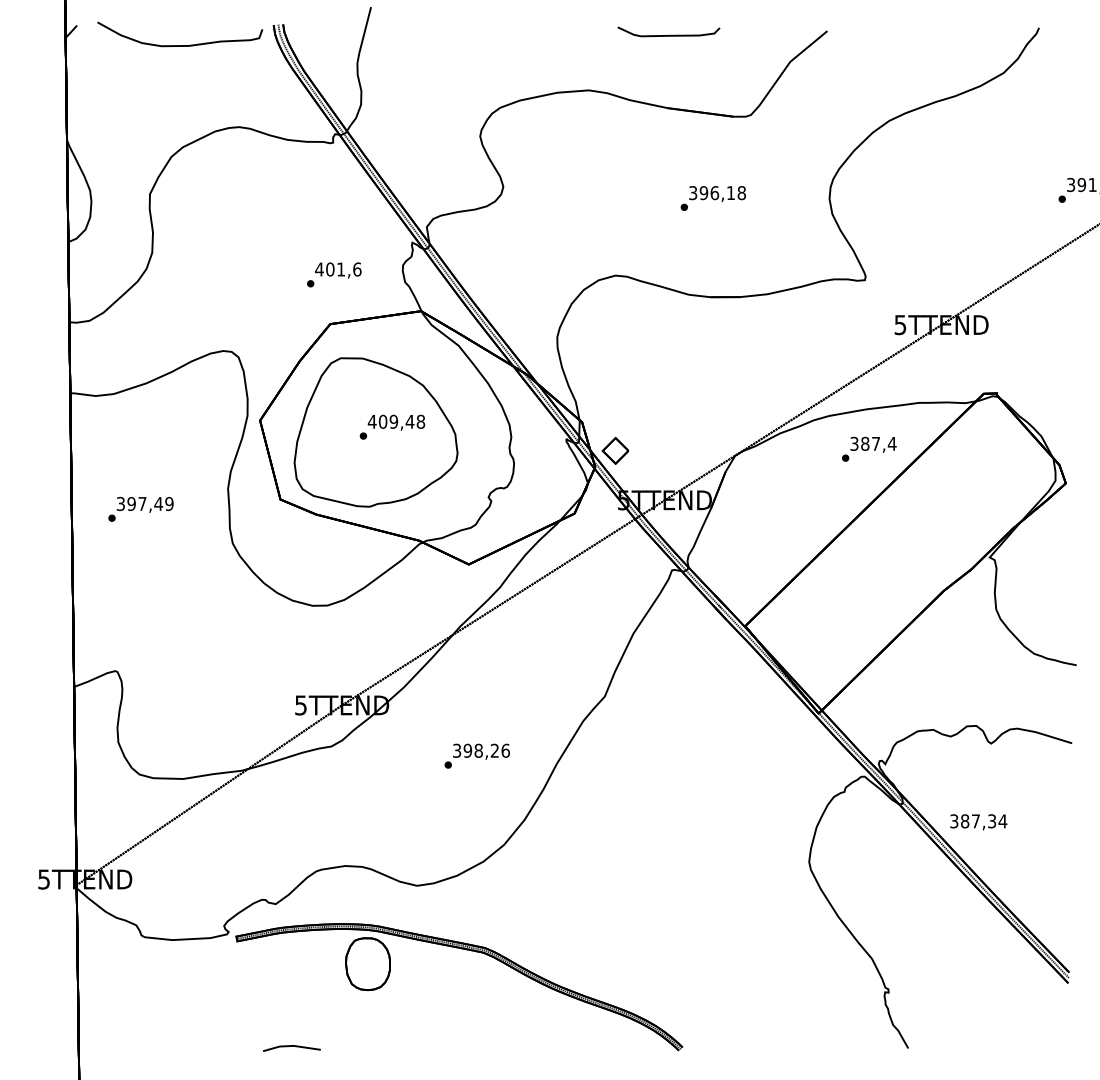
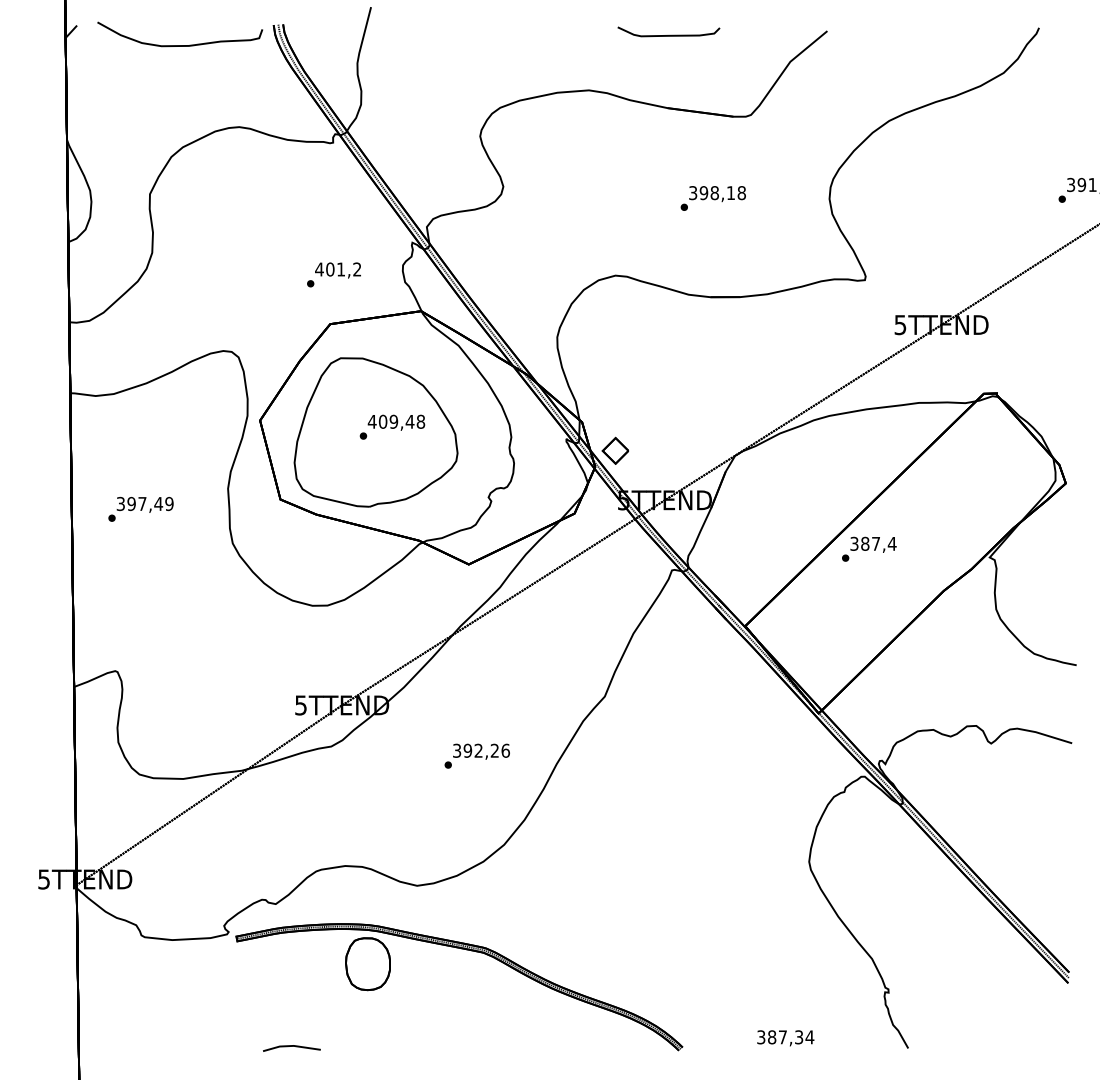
text: 396,18 -> 398,18 (714, 192)
text: 401,6 -> 401,2 (357, 269)
text position: (869, 448) -> (869, 548) (869, 548)
text: 398,26 -> 392,26 (478, 750)
text position: (978, 822) -> (785, 1038) (785, 1038)
